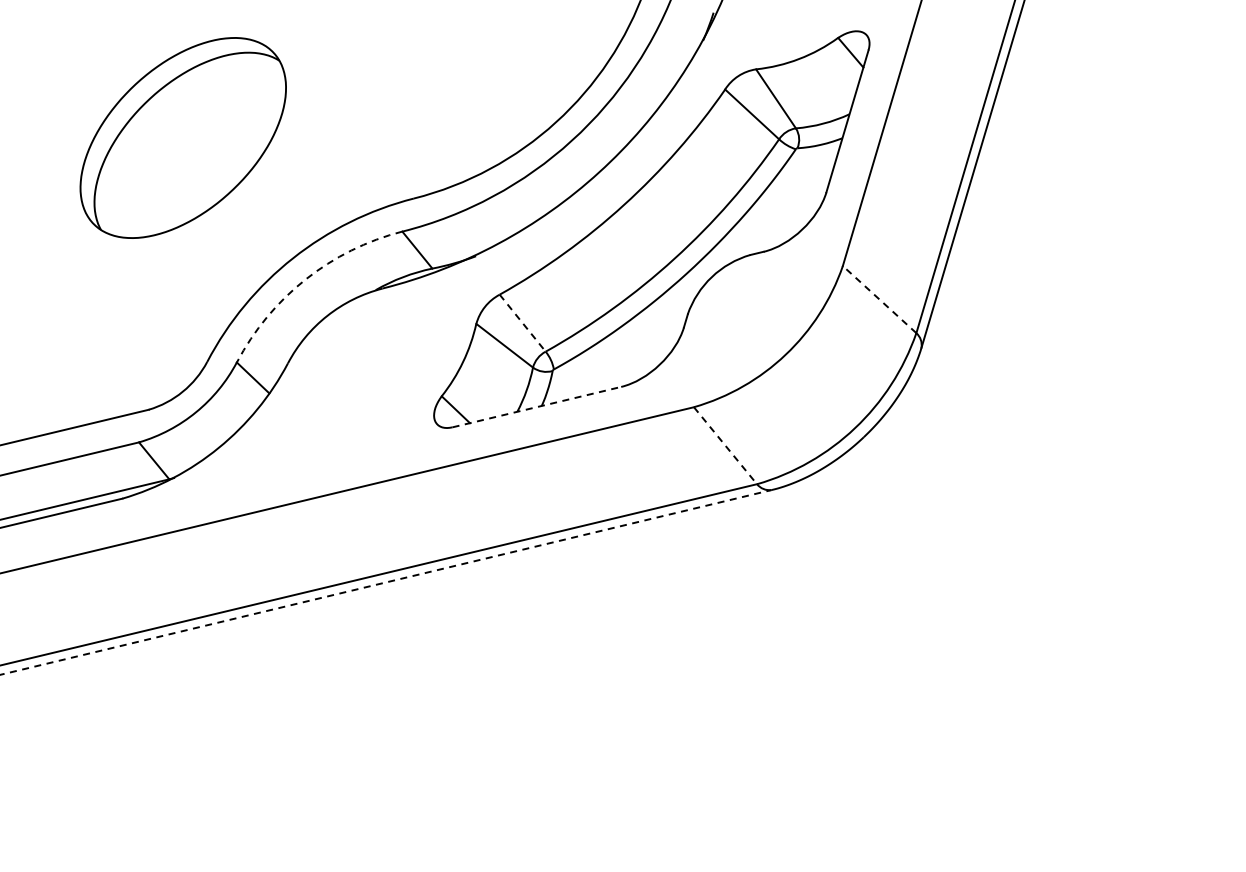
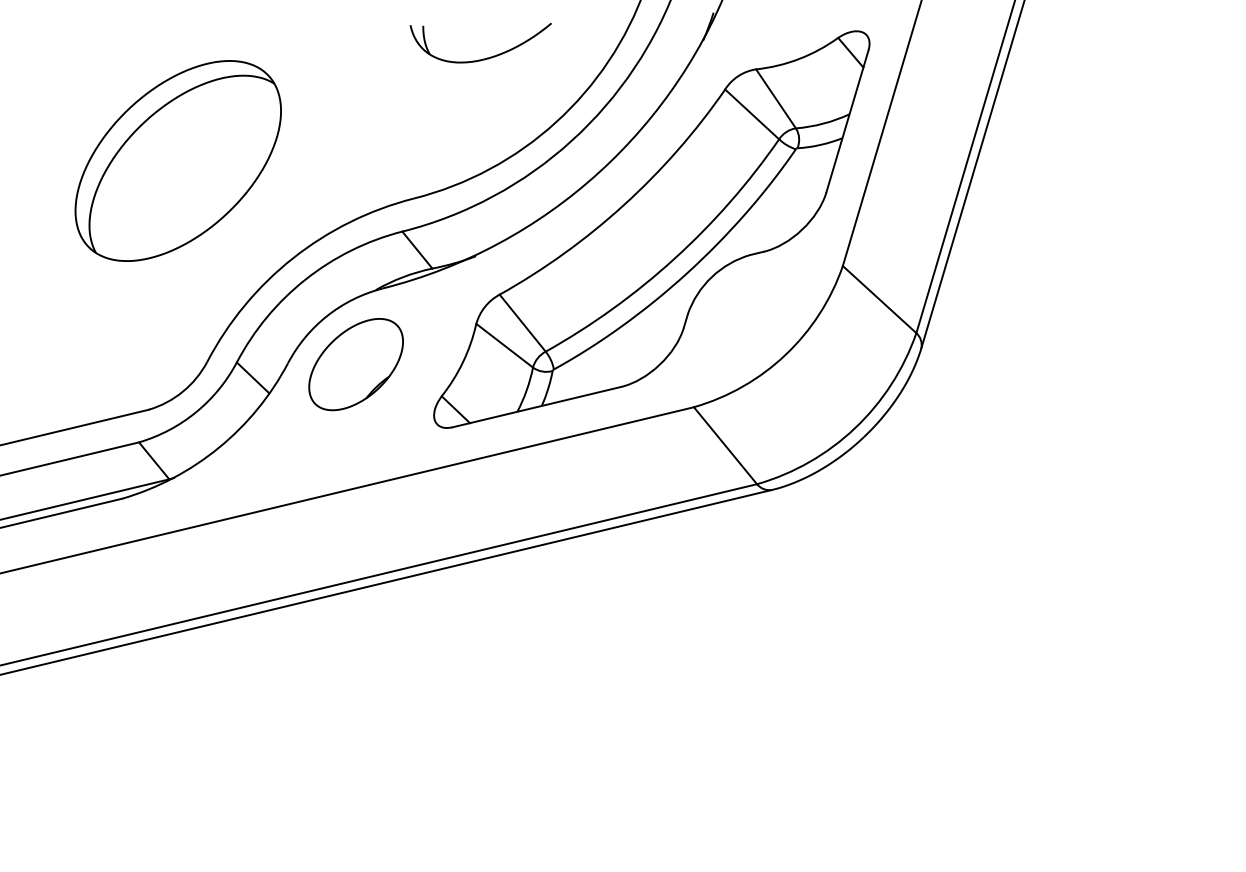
part: none -> present (486, 57)
part position: (182, 137) -> (177, 160) (177, 160)
arc: dashed -> solid (305, 279)
line: dashed -> solid (879, 299)
line: dashed -> solid (522, 323)
part: none -> present (355, 364)
line: dashed -> solid (536, 407)
line: dashed -> solid (725, 445)
line: dashed -> solid (386, 582)
